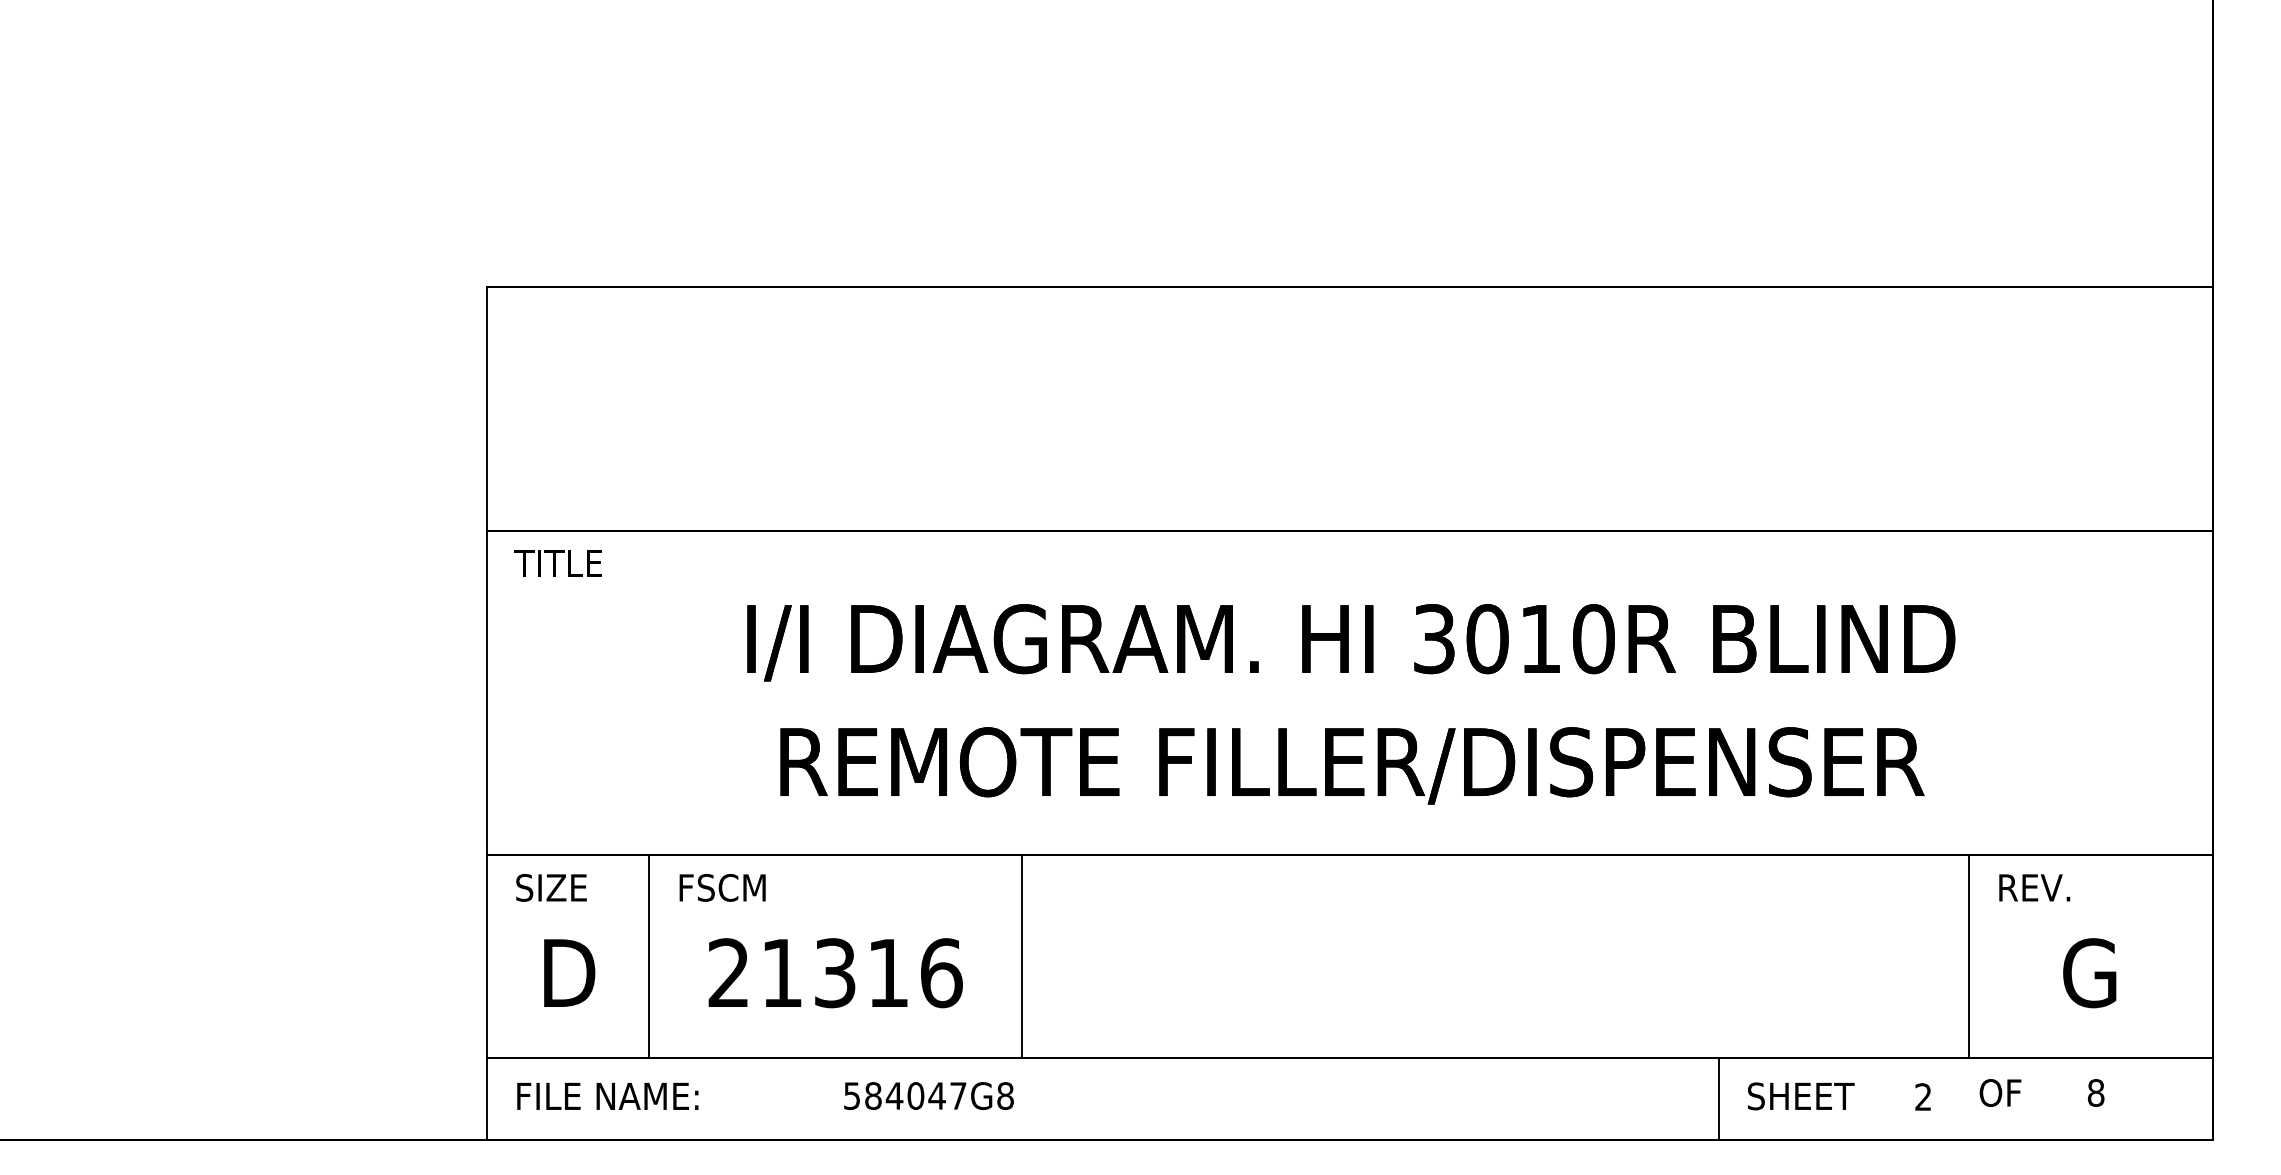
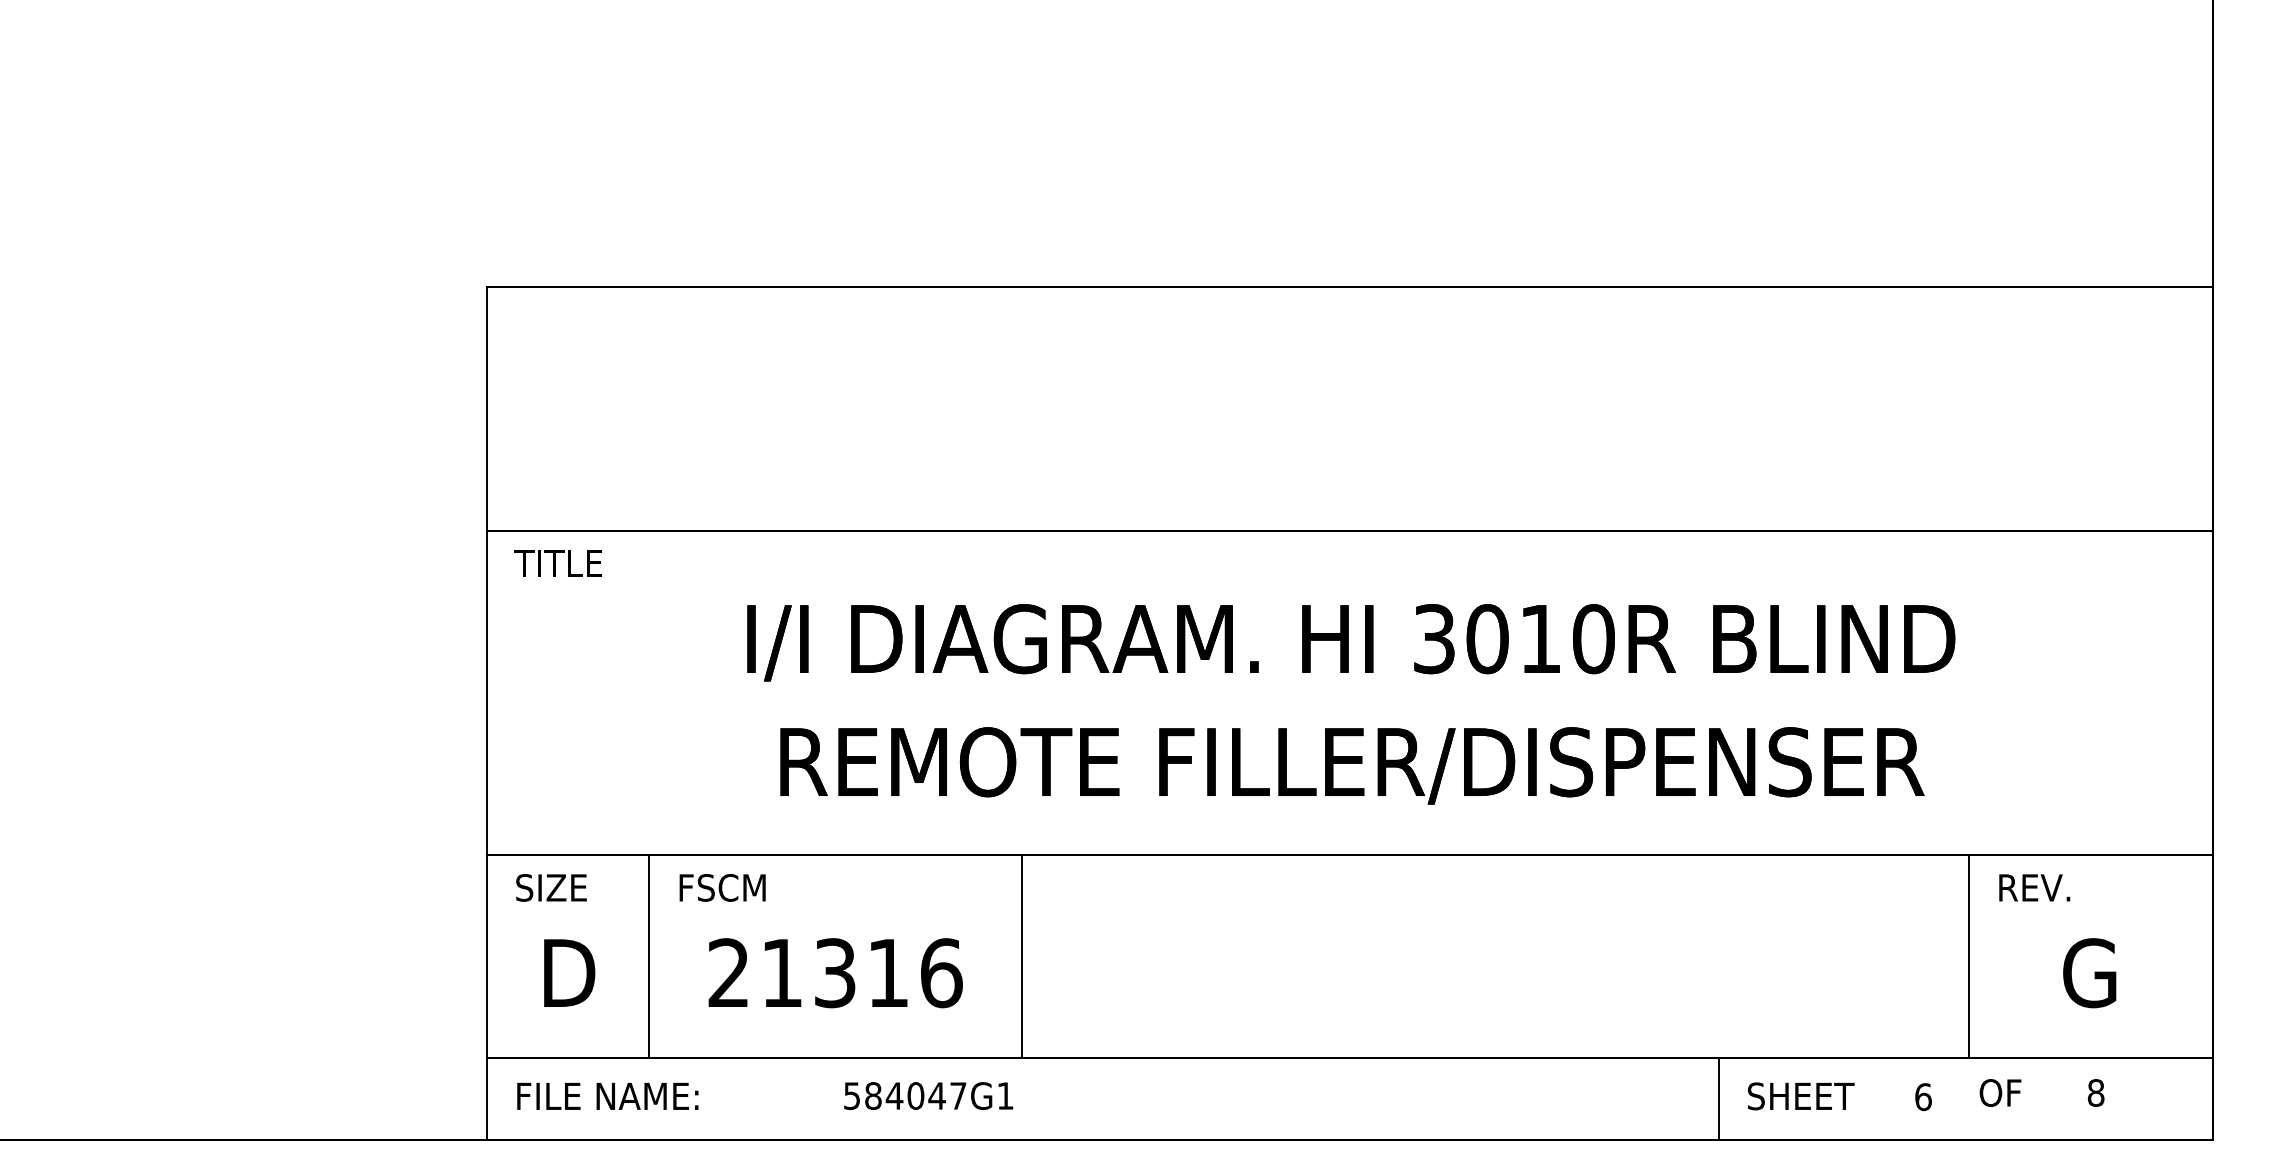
text: 584047G8 -> 584047G1 (1005, 1095)
text: 2 -> 6 (1923, 1097)
